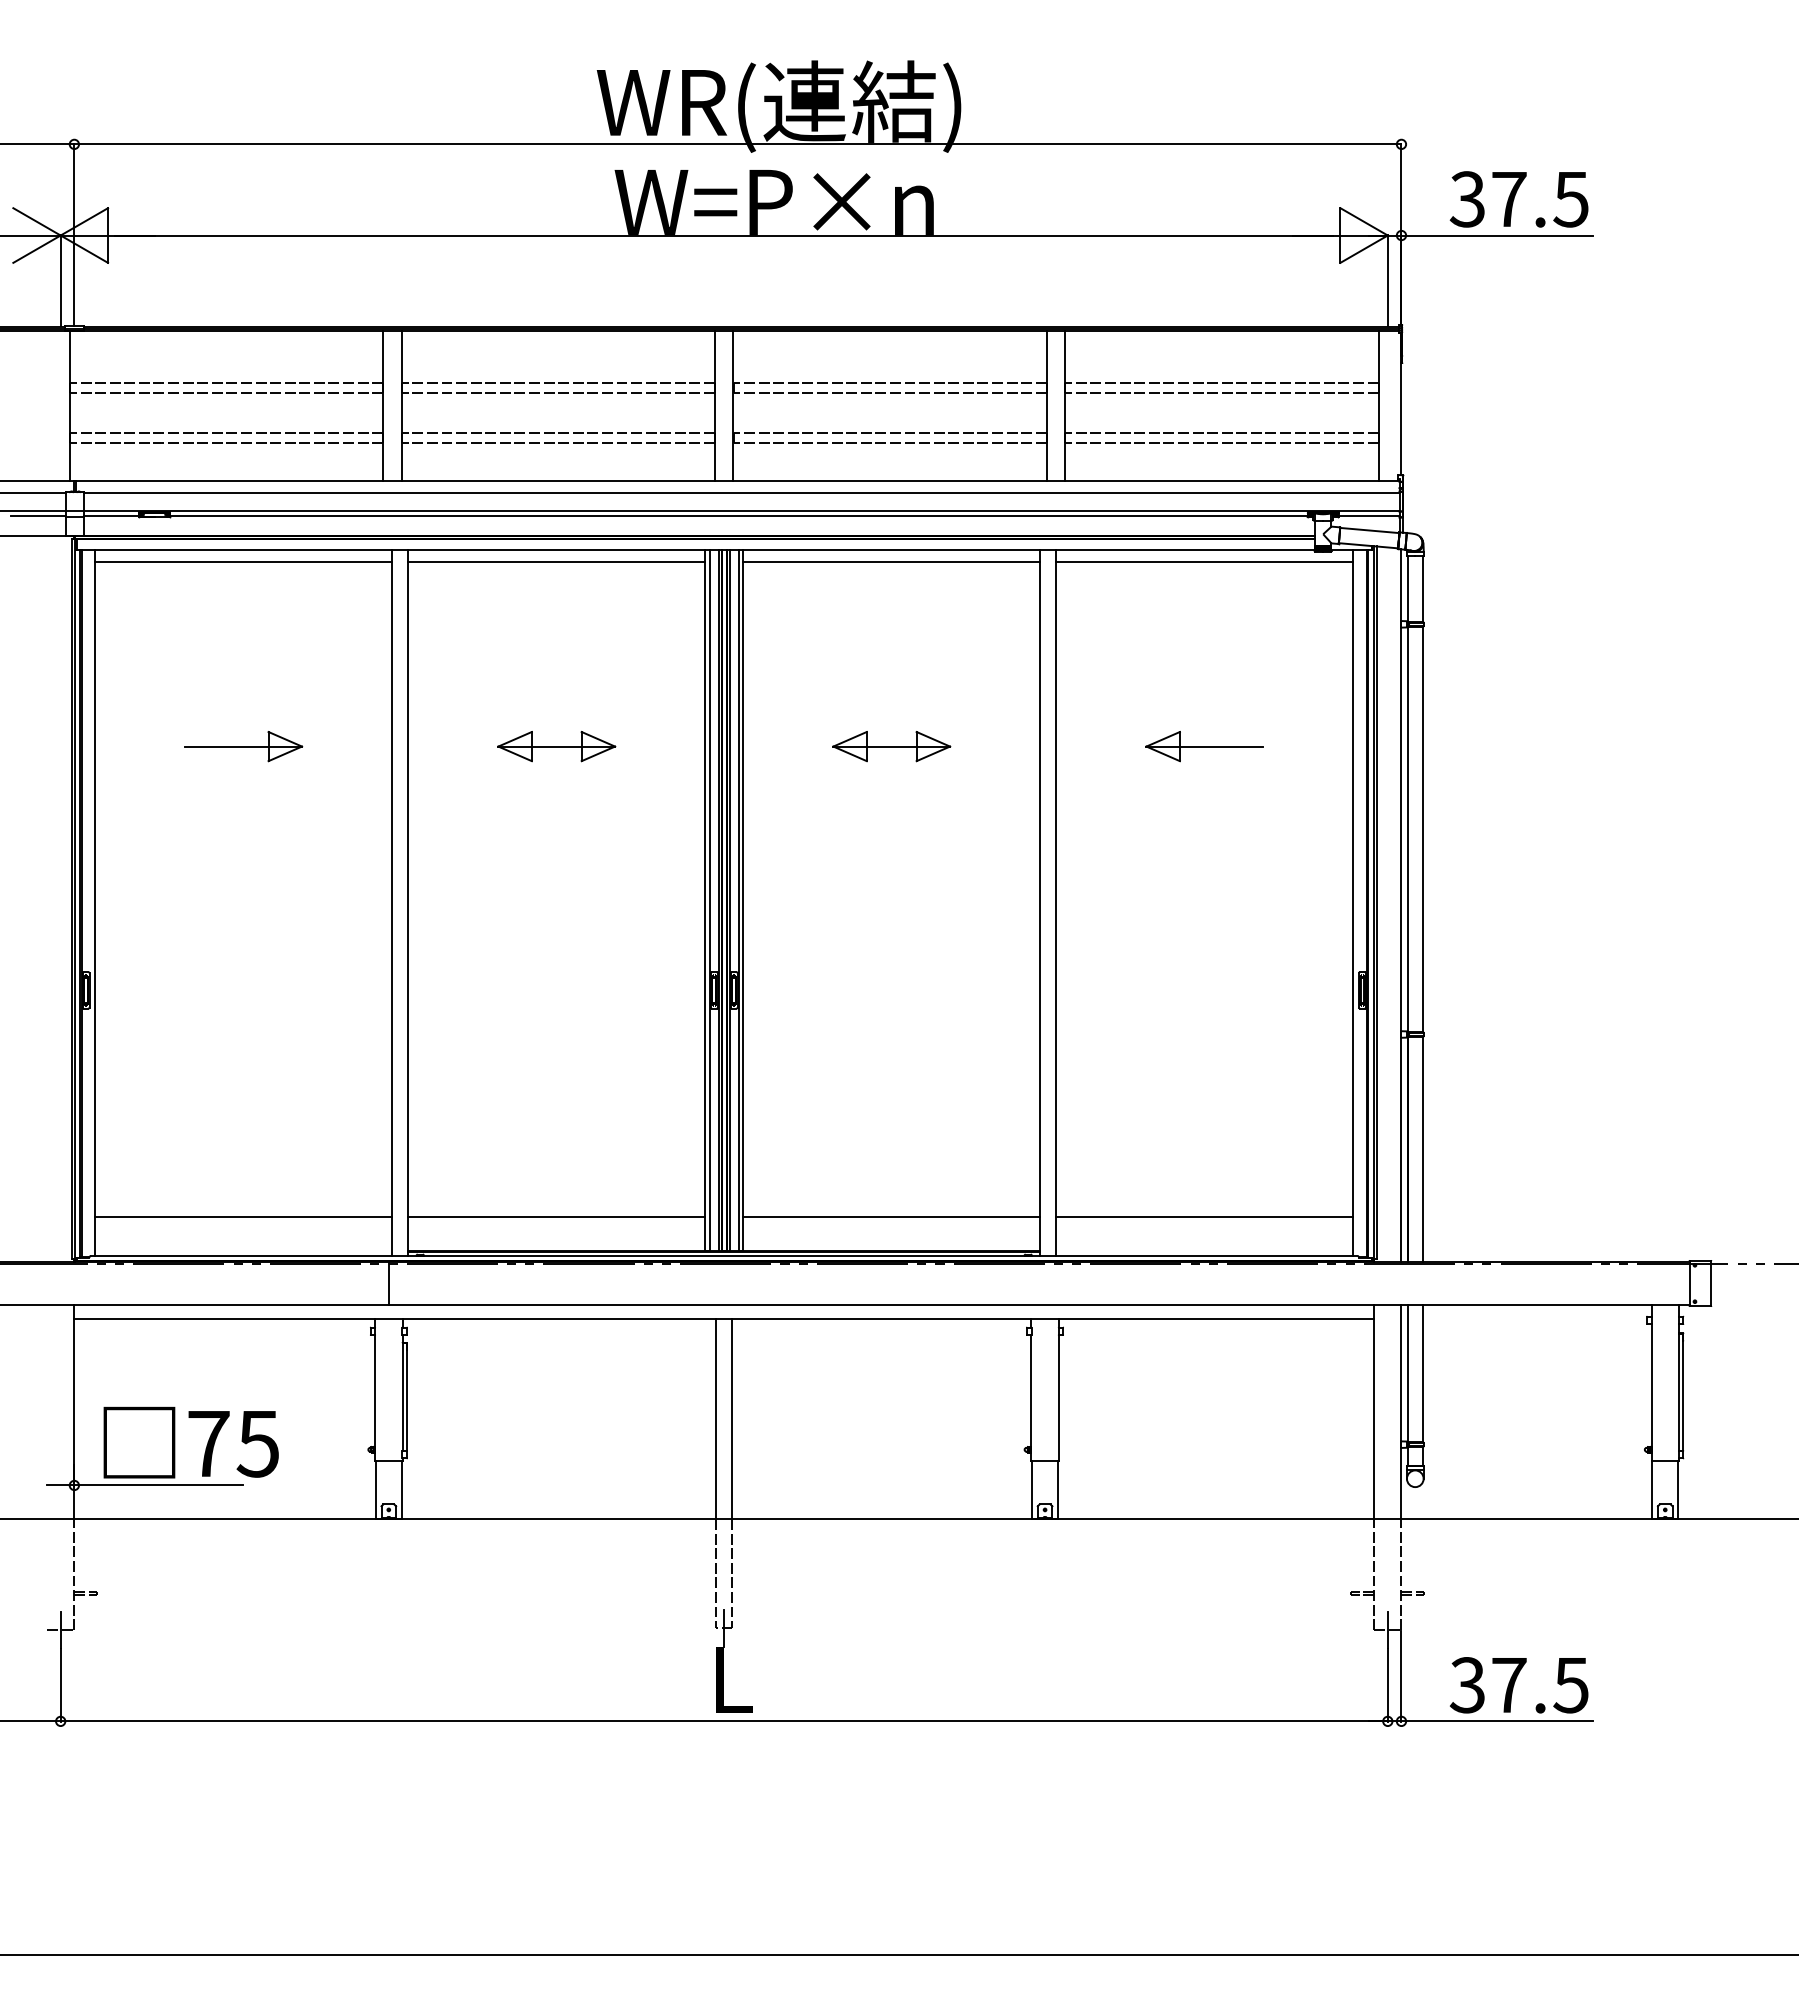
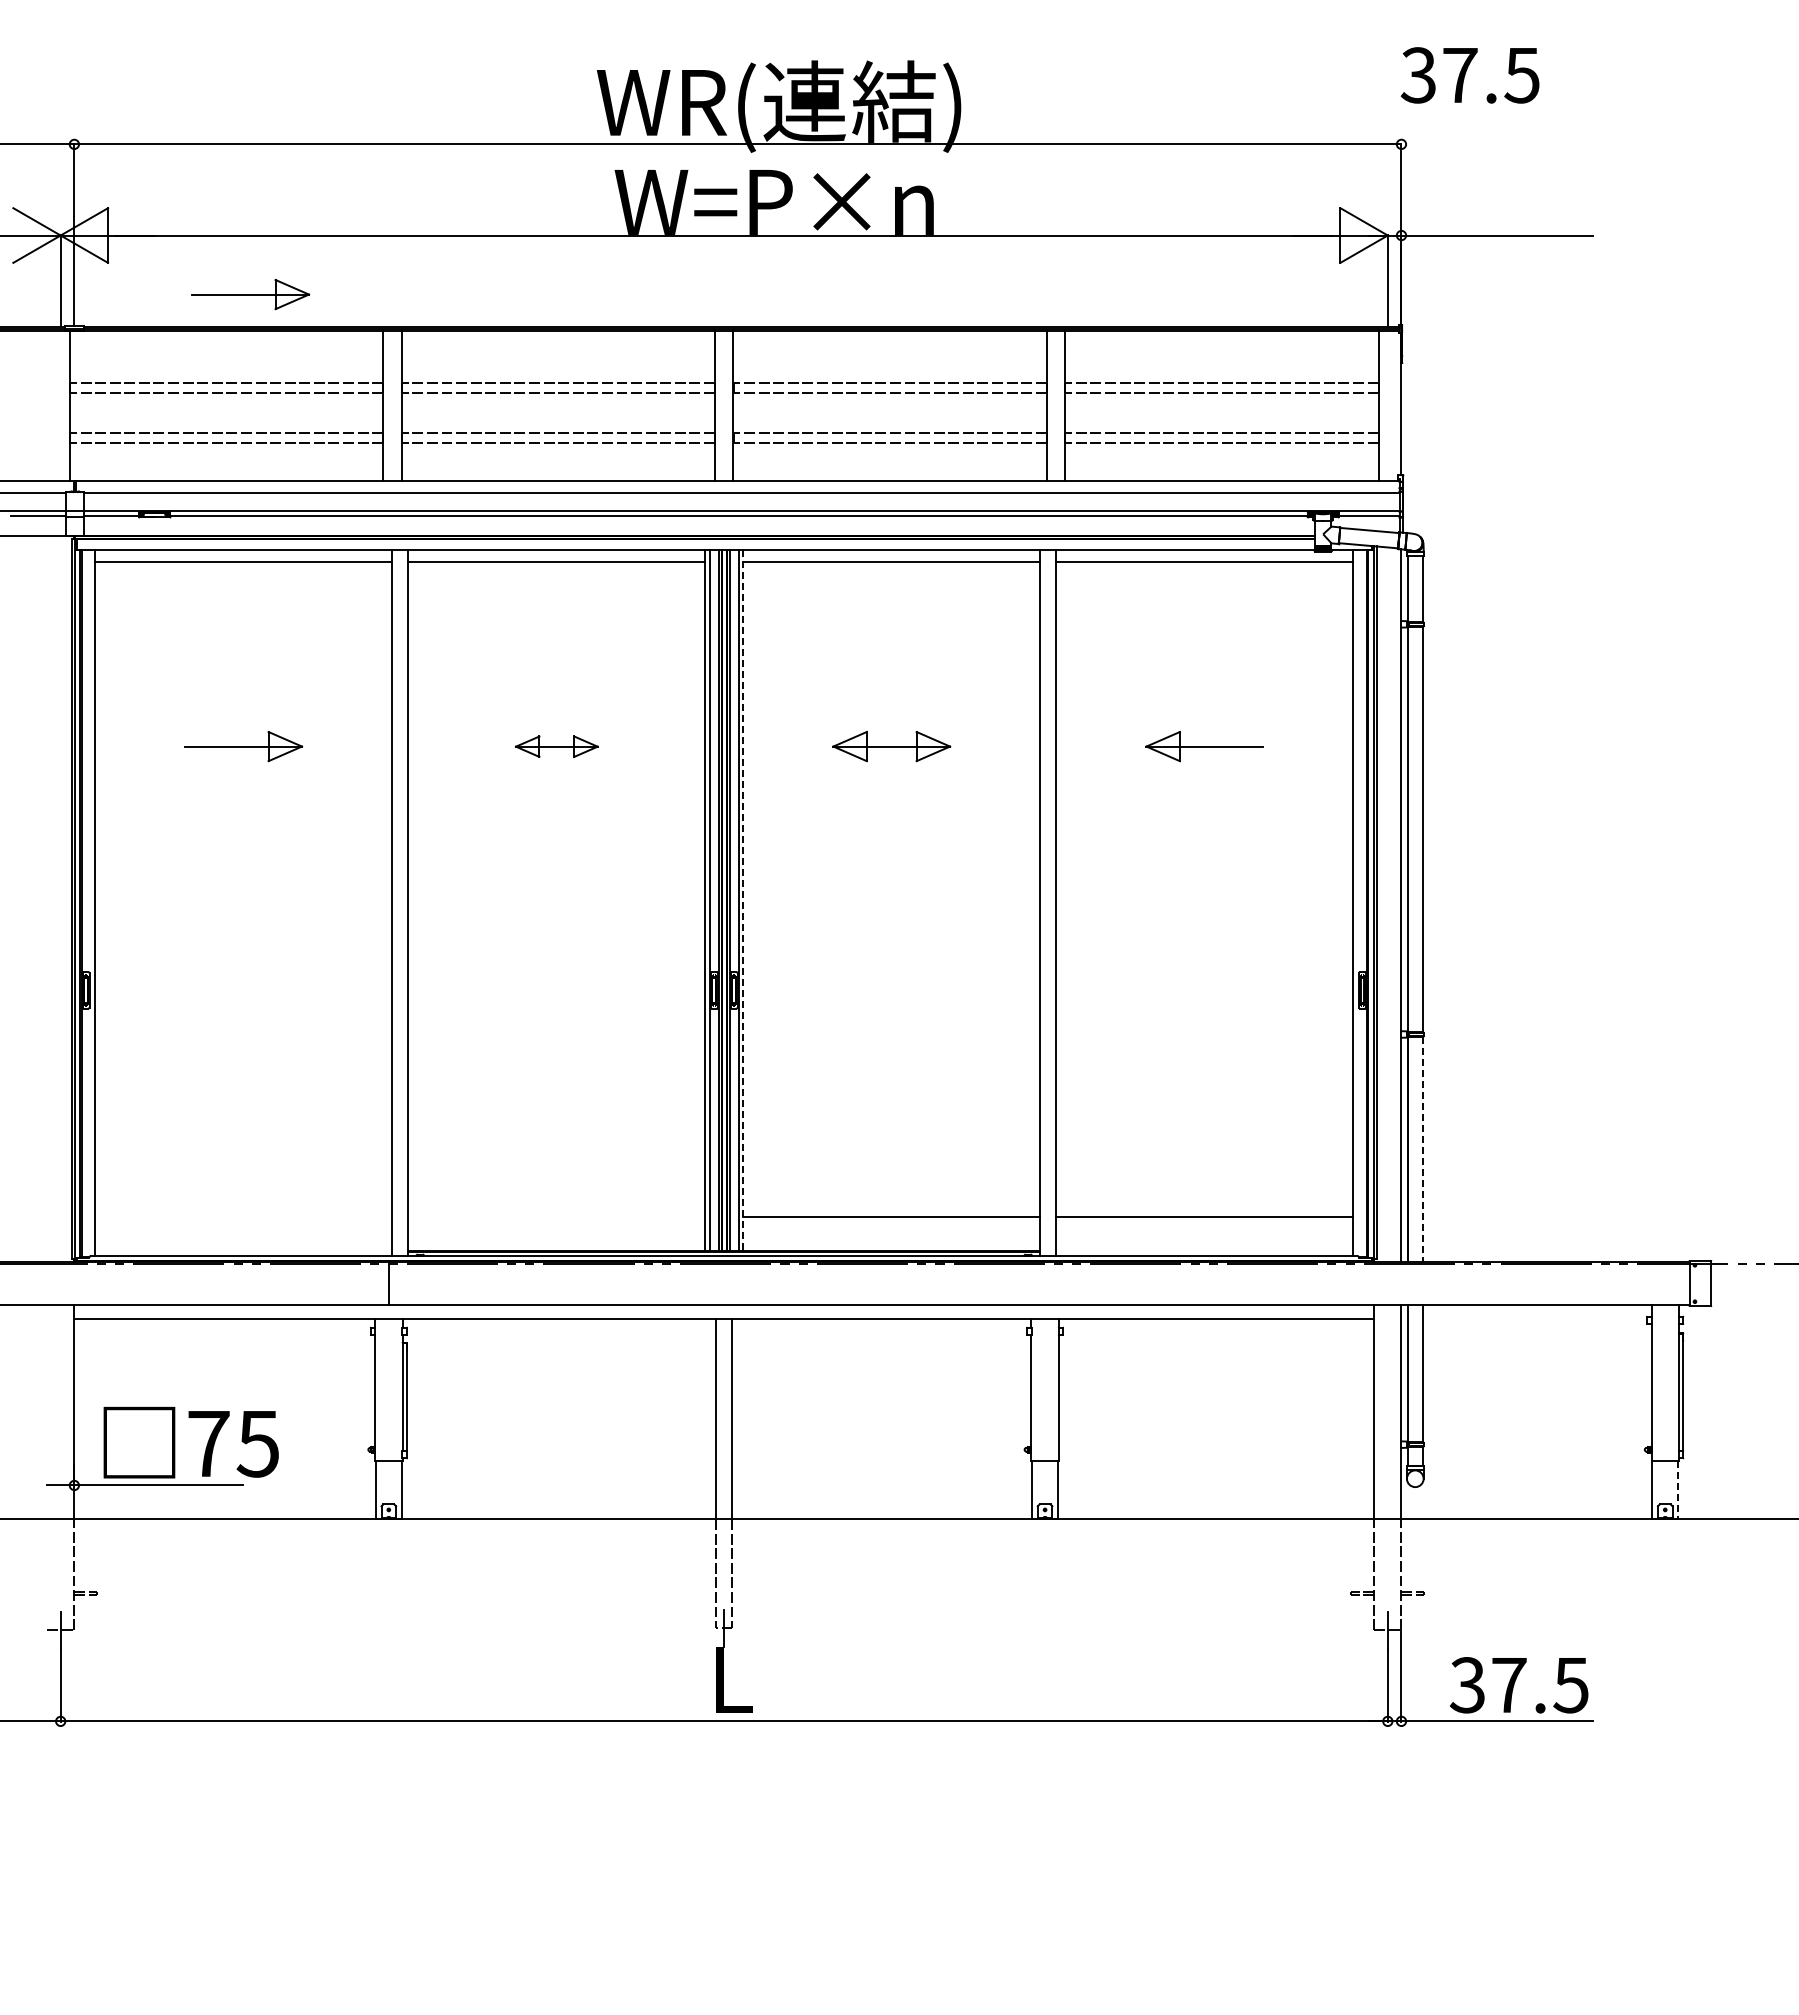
text position: (1518, 199) -> (1469, 75) (1469, 75)
part: none -> present (250, 294)
part size: 120x32 px -> 85x23 px (556, 746)
line: solid -> dashed (743, 901)
line: solid -> dashed (1422, 1149)
line: present -> none (243, 1217)
line: present -> none (556, 1217)
line: solid -> dashed (1678, 1490)
line: present -> none (898, 1954)
